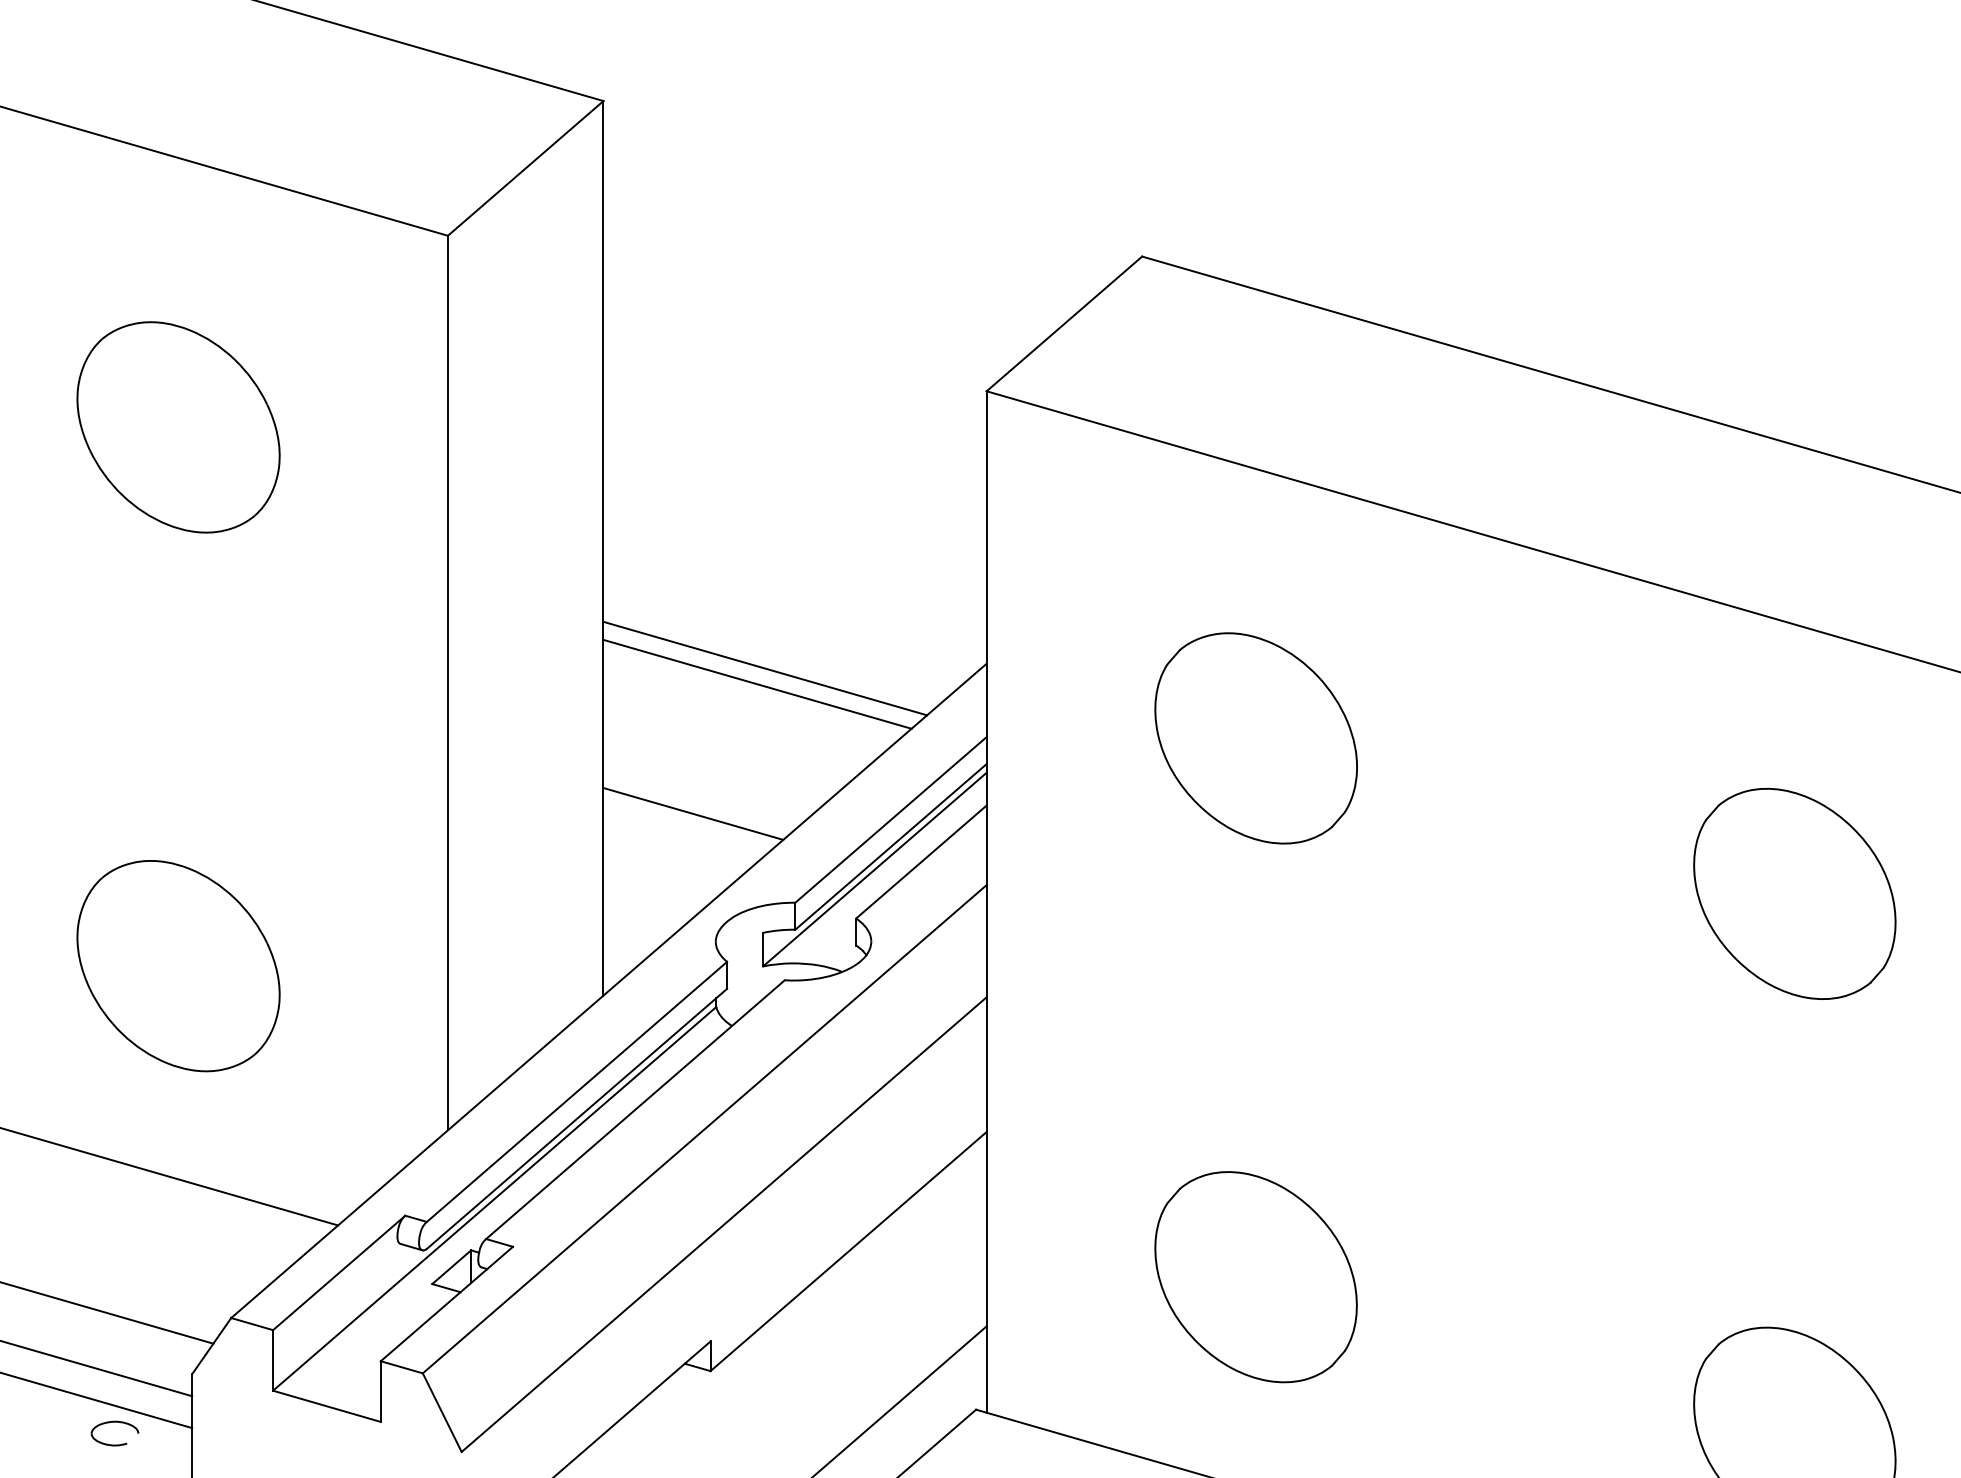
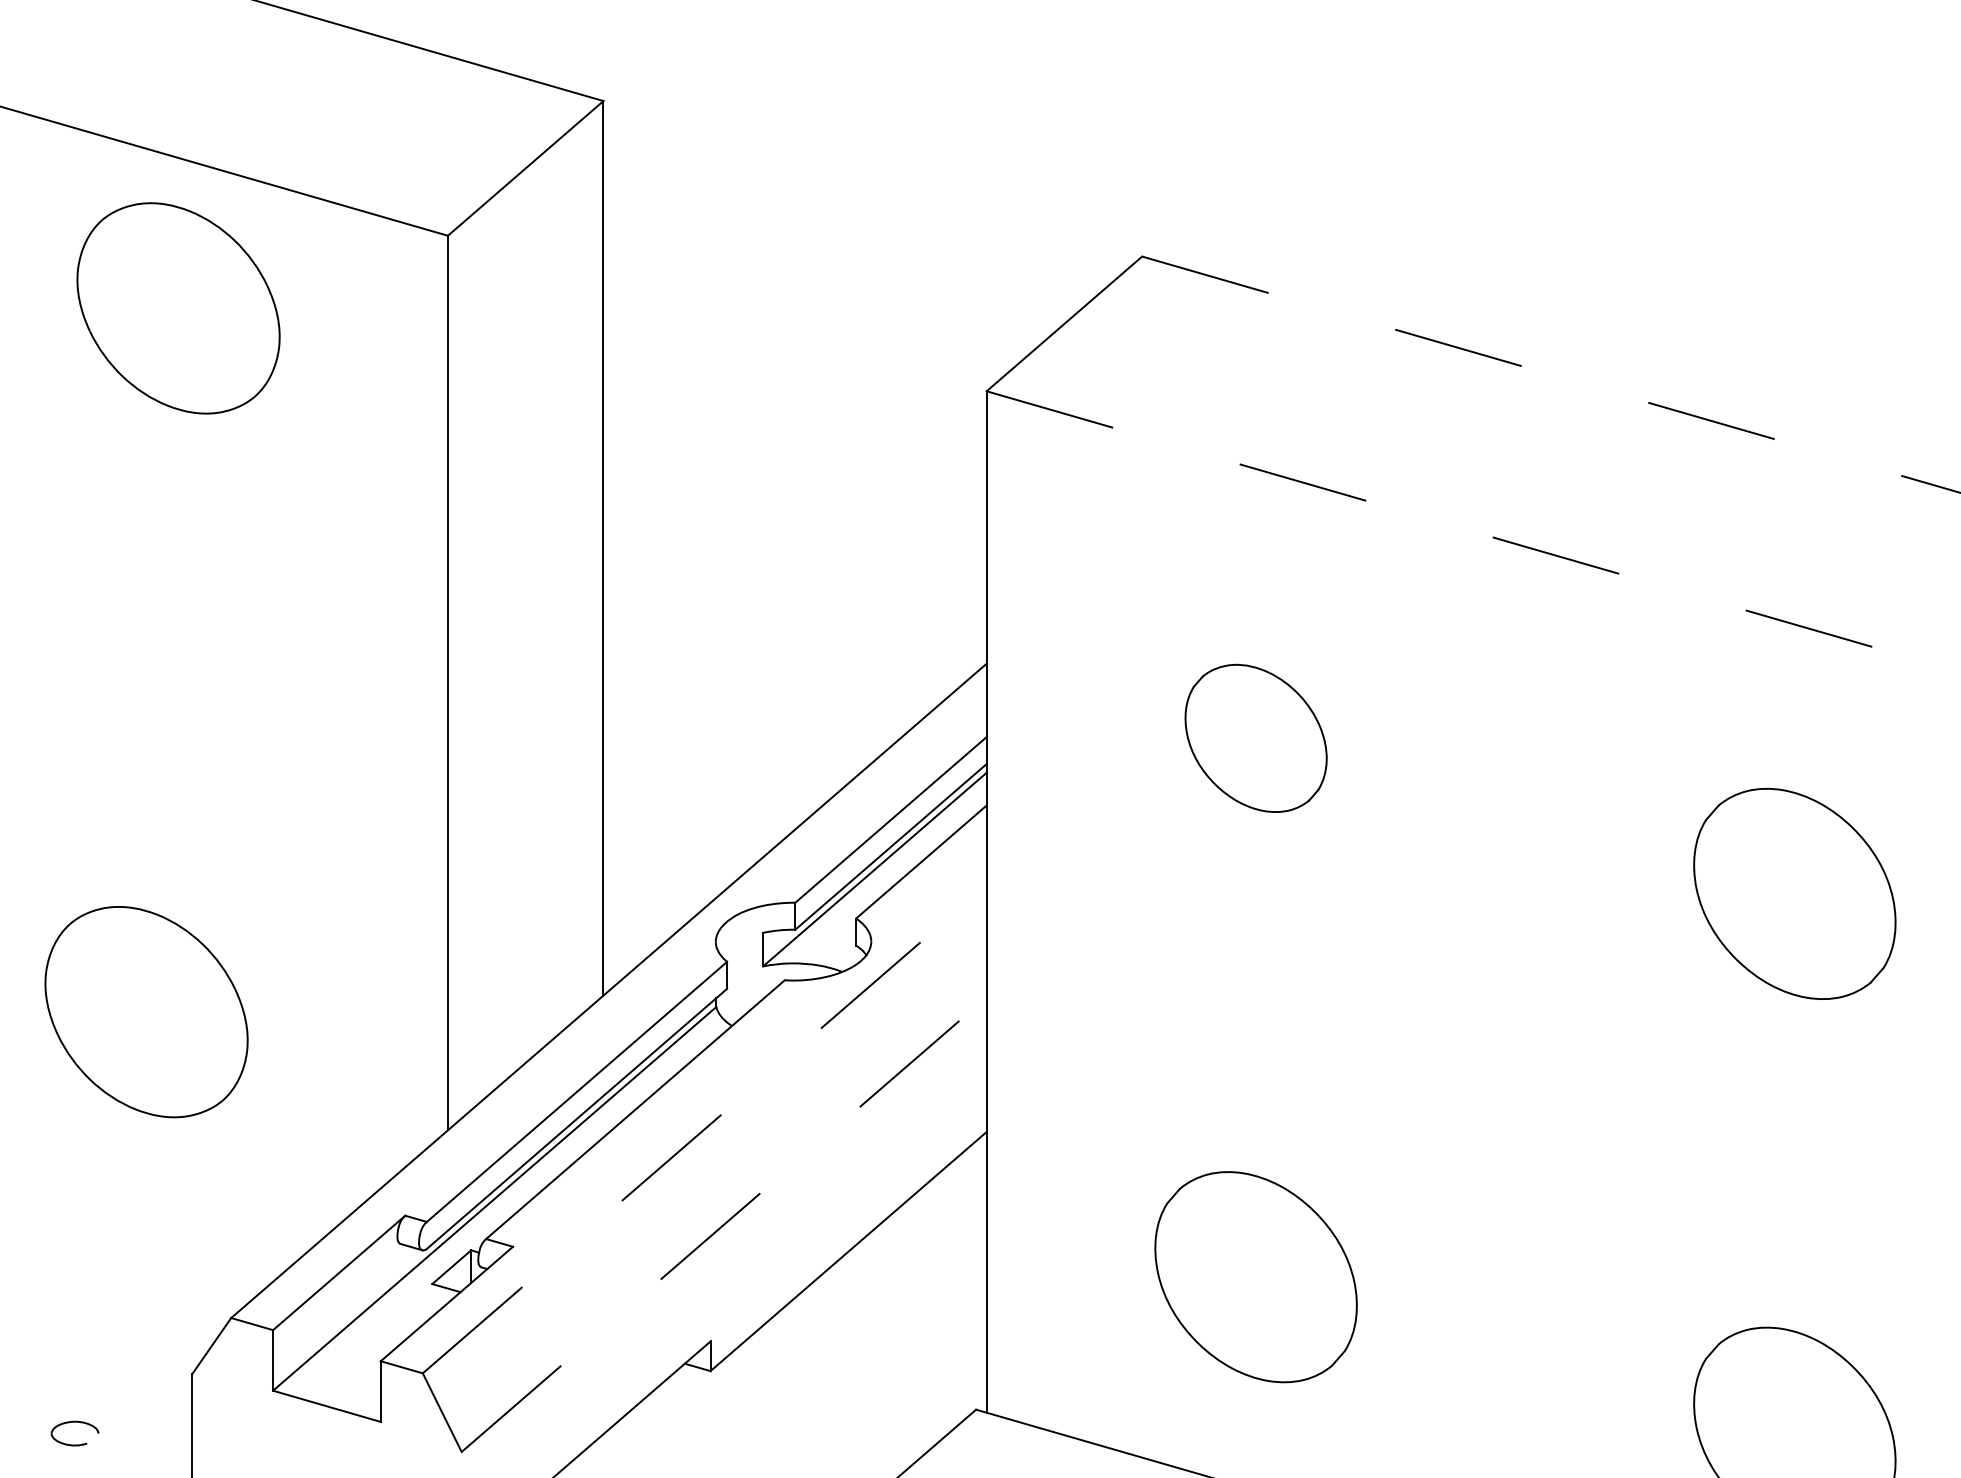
line: solid -> dashed (1551, 374)
part position: (178, 427) -> (178, 308) (178, 308)
line: solid -> dashed (1473, 531)
line: present -> none (765, 668)
line: present -> none (757, 683)
part size: 204x213 px -> 144x150 px (1255, 737)
line: present -> none (693, 813)
part position: (178, 966) -> (146, 1012) (146, 1012)
line: solid -> dashed (704, 1129)
line: present -> none (170, 1176)
line: solid -> dashed (724, 1224)
line: present -> none (107, 1312)
line: present -> none (97, 1368)
line: present -> none (97, 1400)
line: present -> none (900, 1400)
part position: (114, 1422) -> (74, 1422) (74, 1422)
